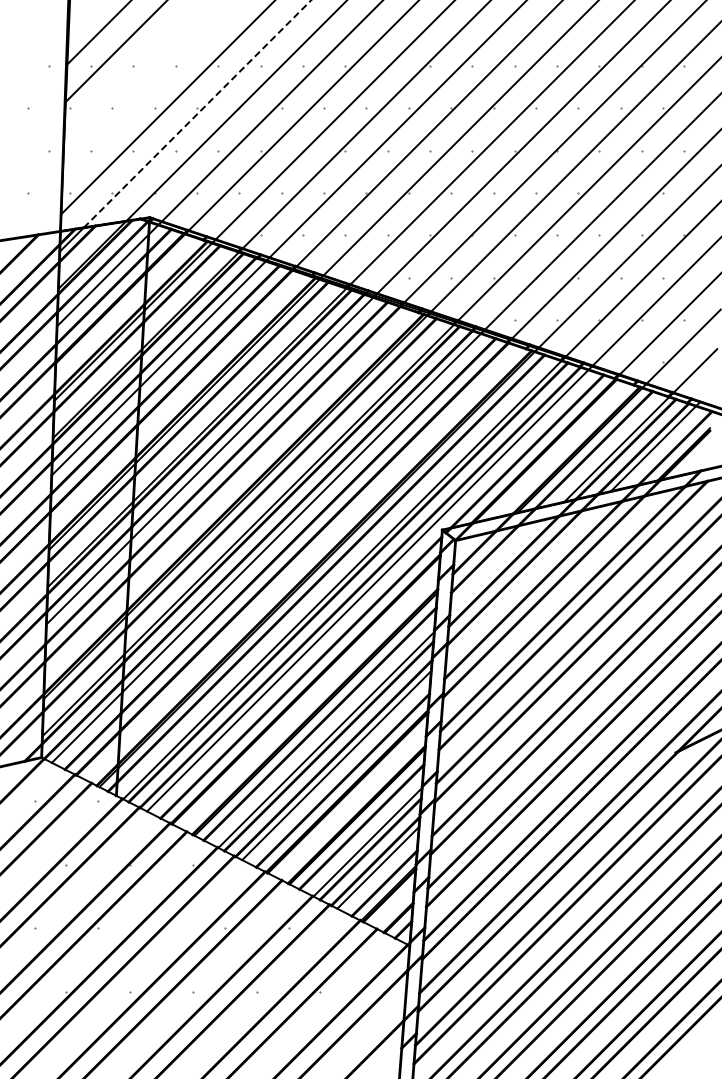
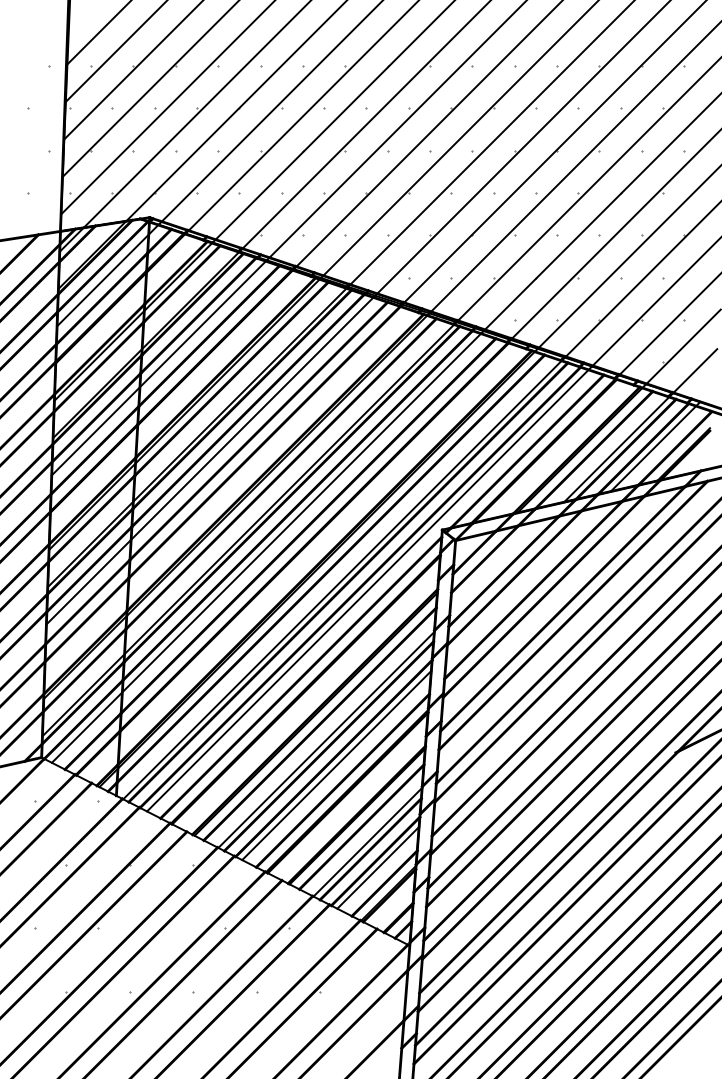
line: none -> present (132, 70)
line: none -> present (149, 89)
line: dashed -> solid (197, 113)
